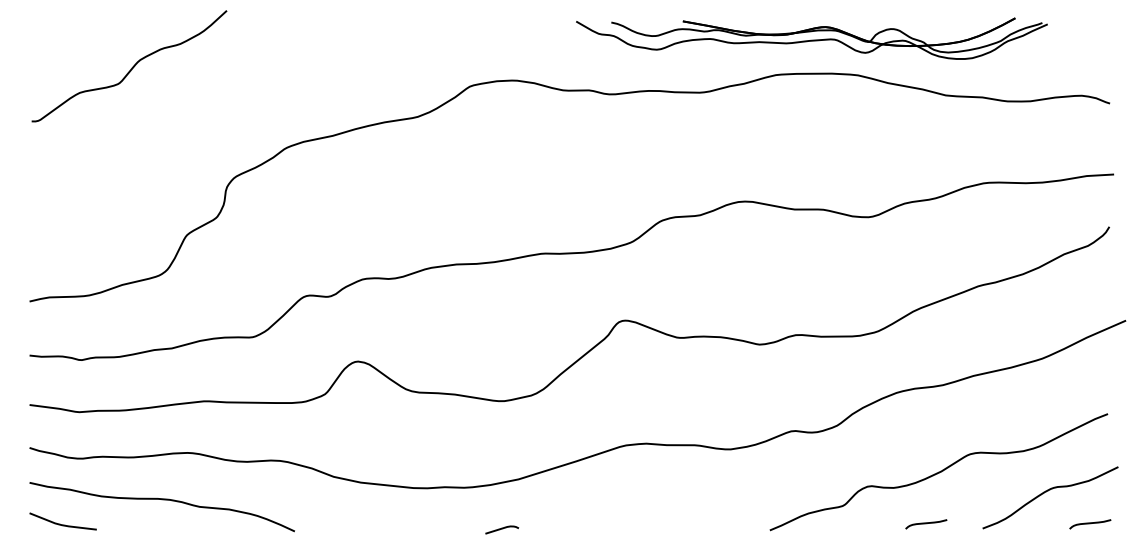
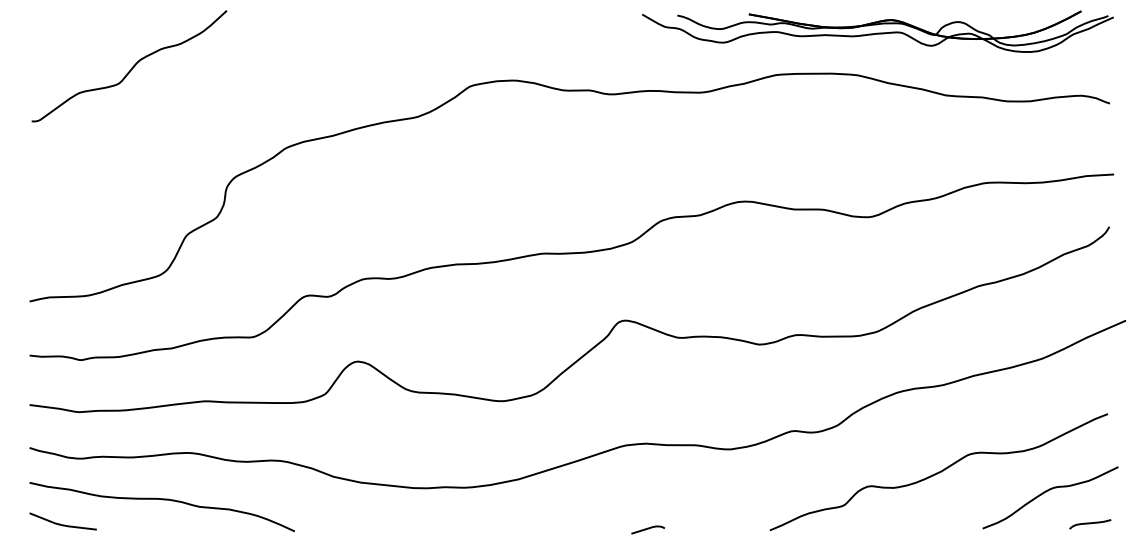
part position: (811, 38) -> (877, 31) (877, 31)
curve: present -> none (926, 524)
curve position: (502, 529) -> (648, 529) (648, 529)
